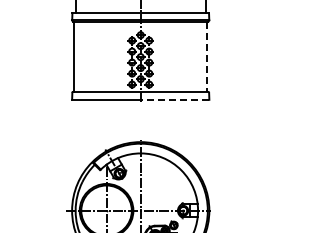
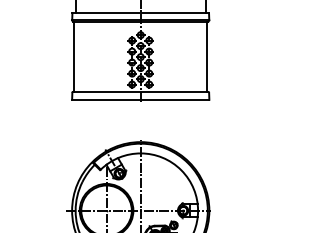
line: dashed -> solid (207, 57)
line: dashed -> solid (174, 99)
